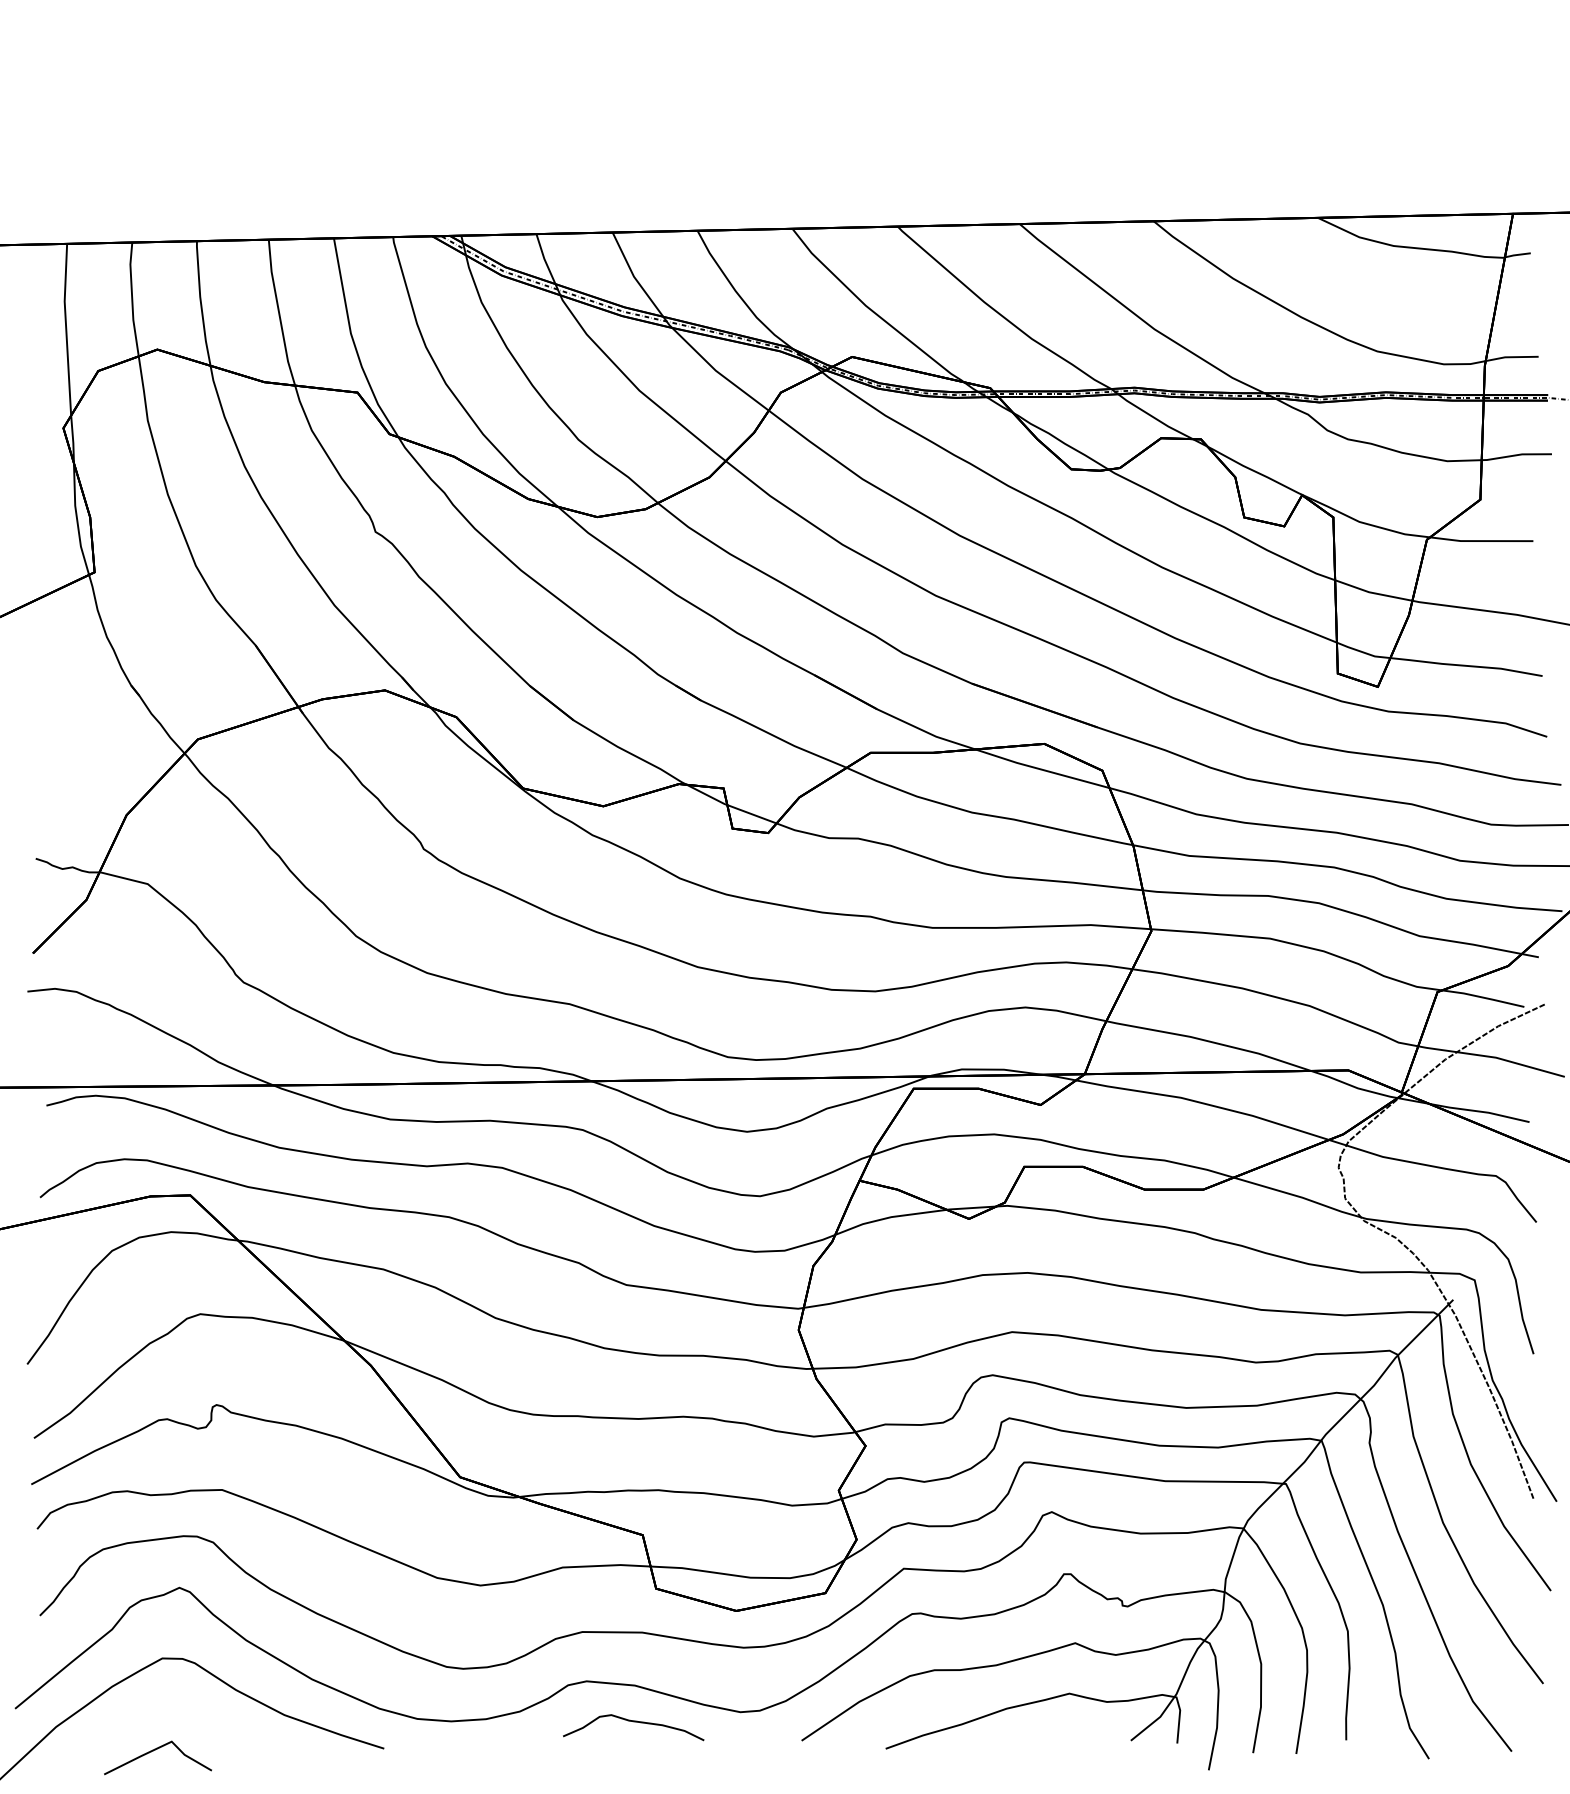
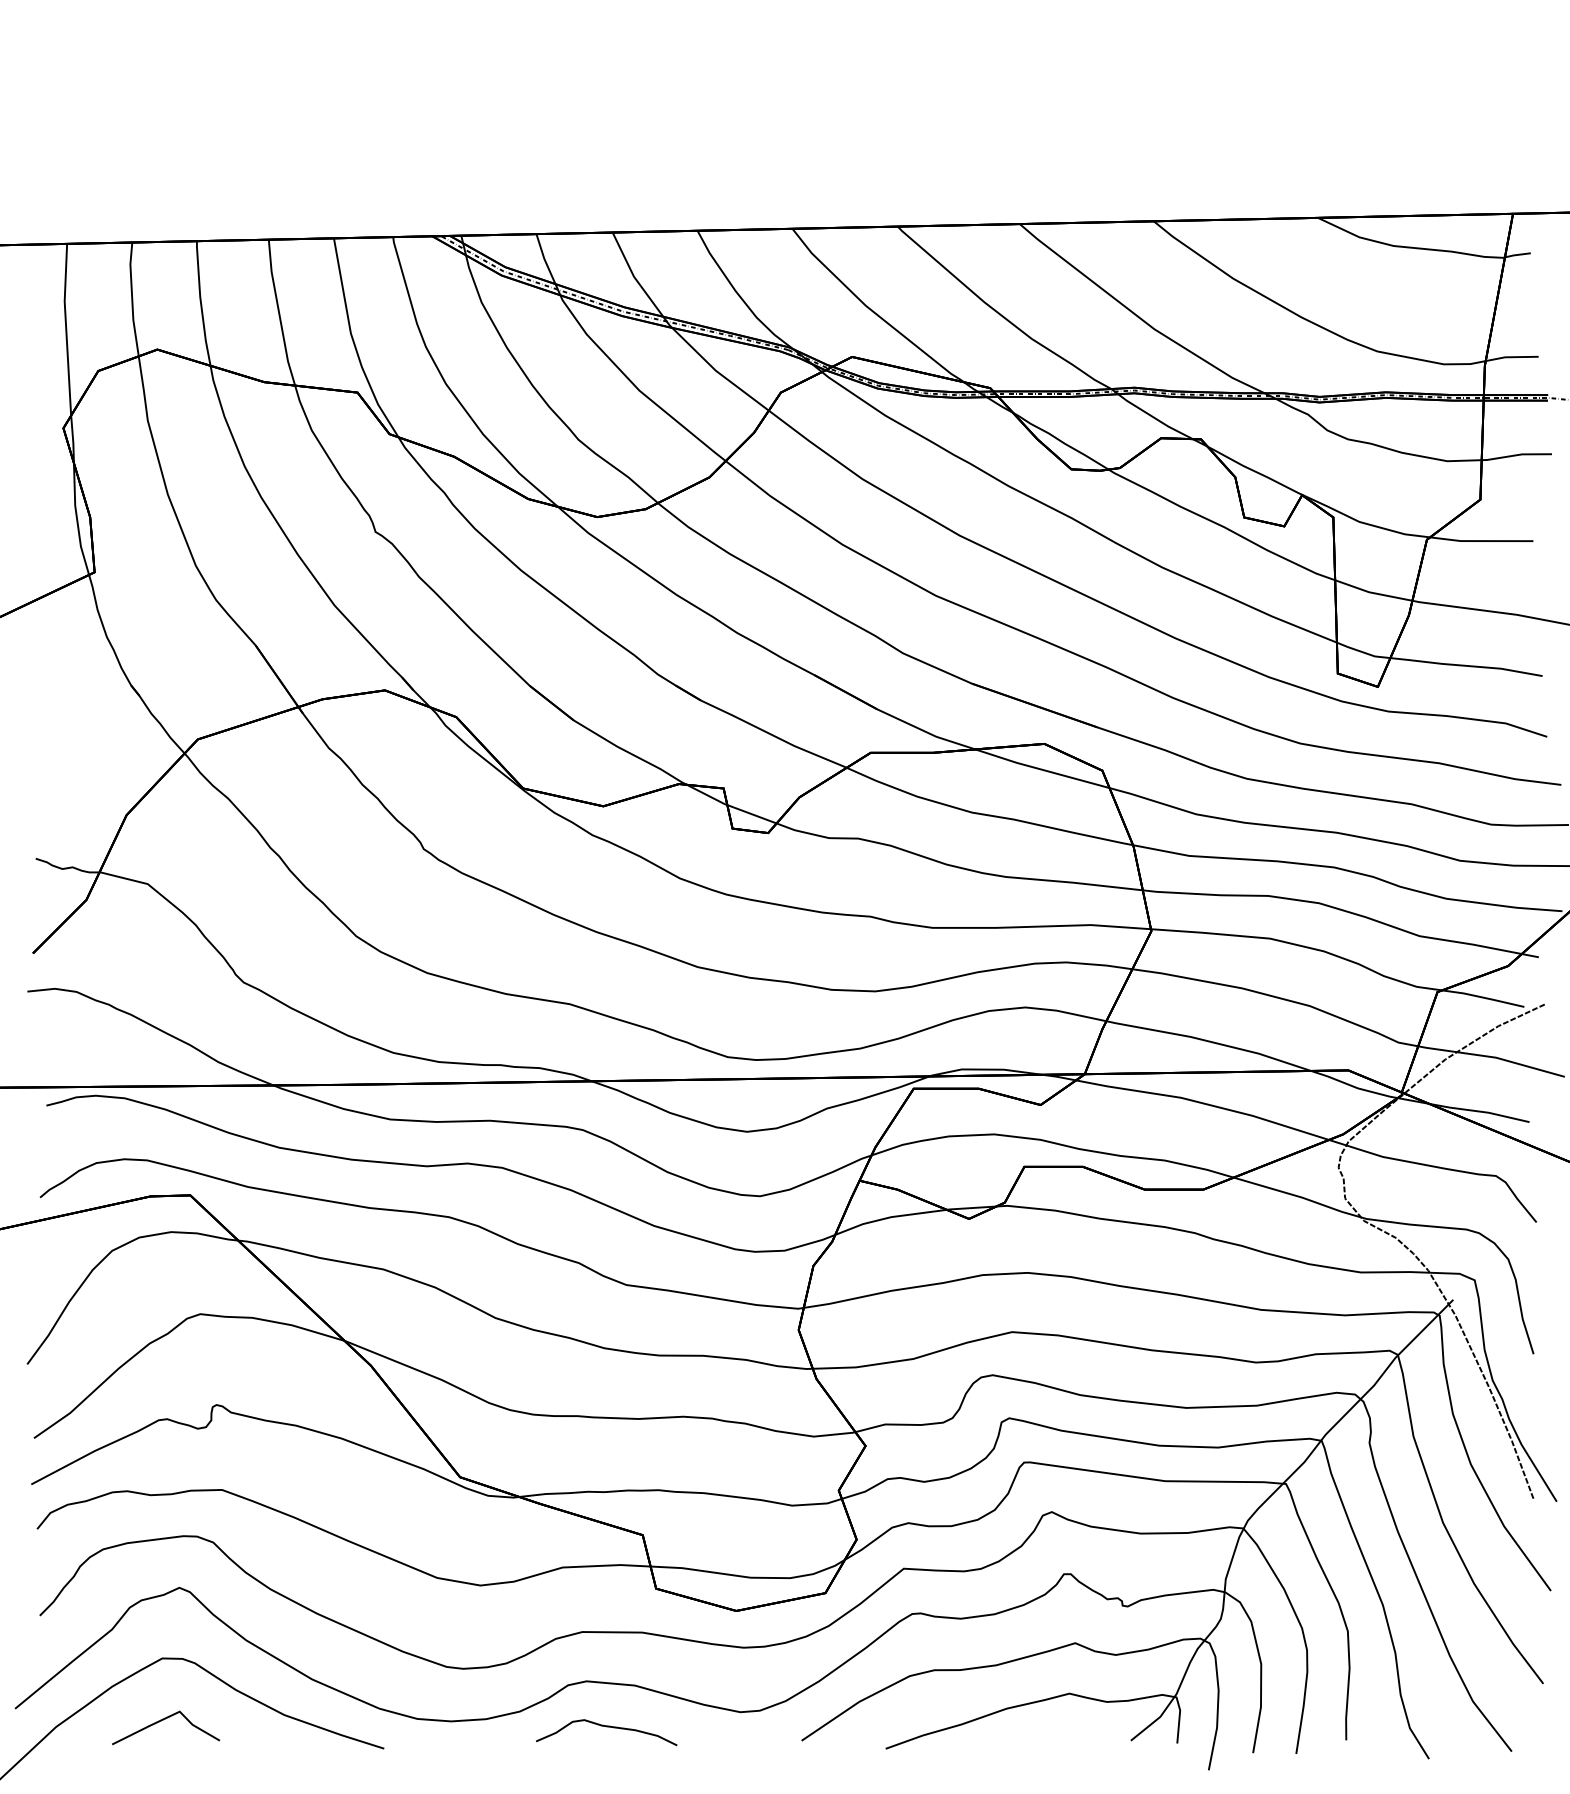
curve position: (633, 1722) -> (606, 1727) (606, 1727)
line position: (153, 1751) -> (161, 1721) (161, 1721)
